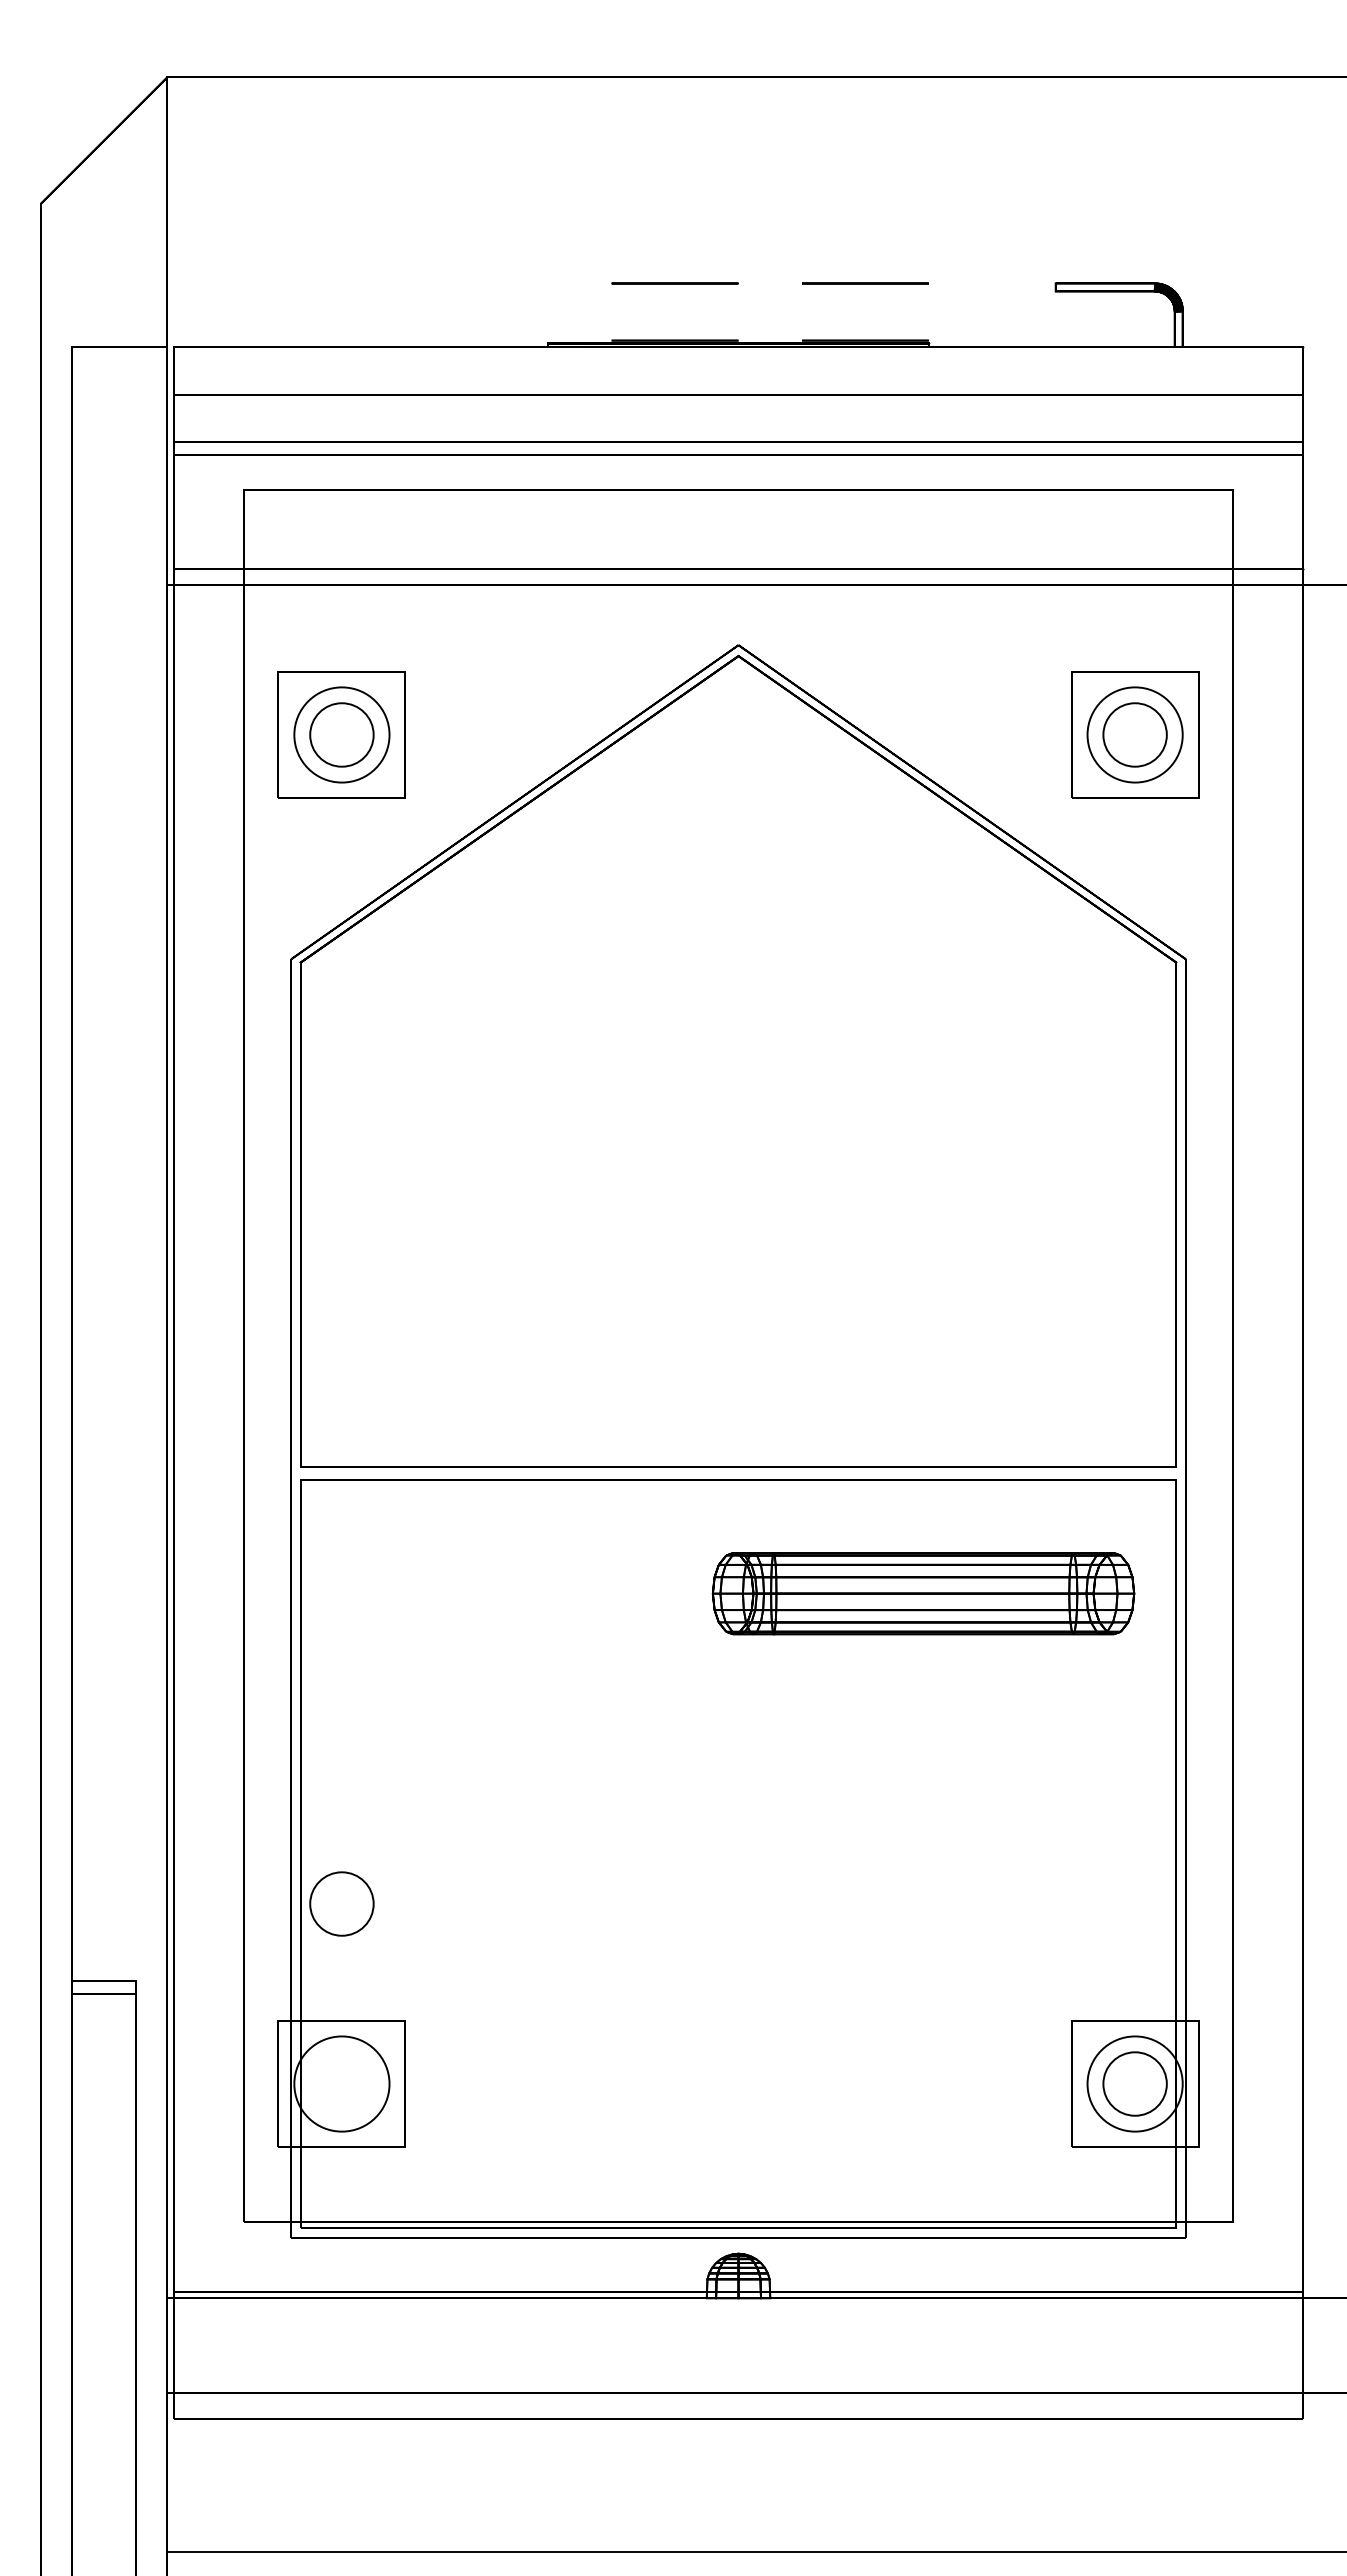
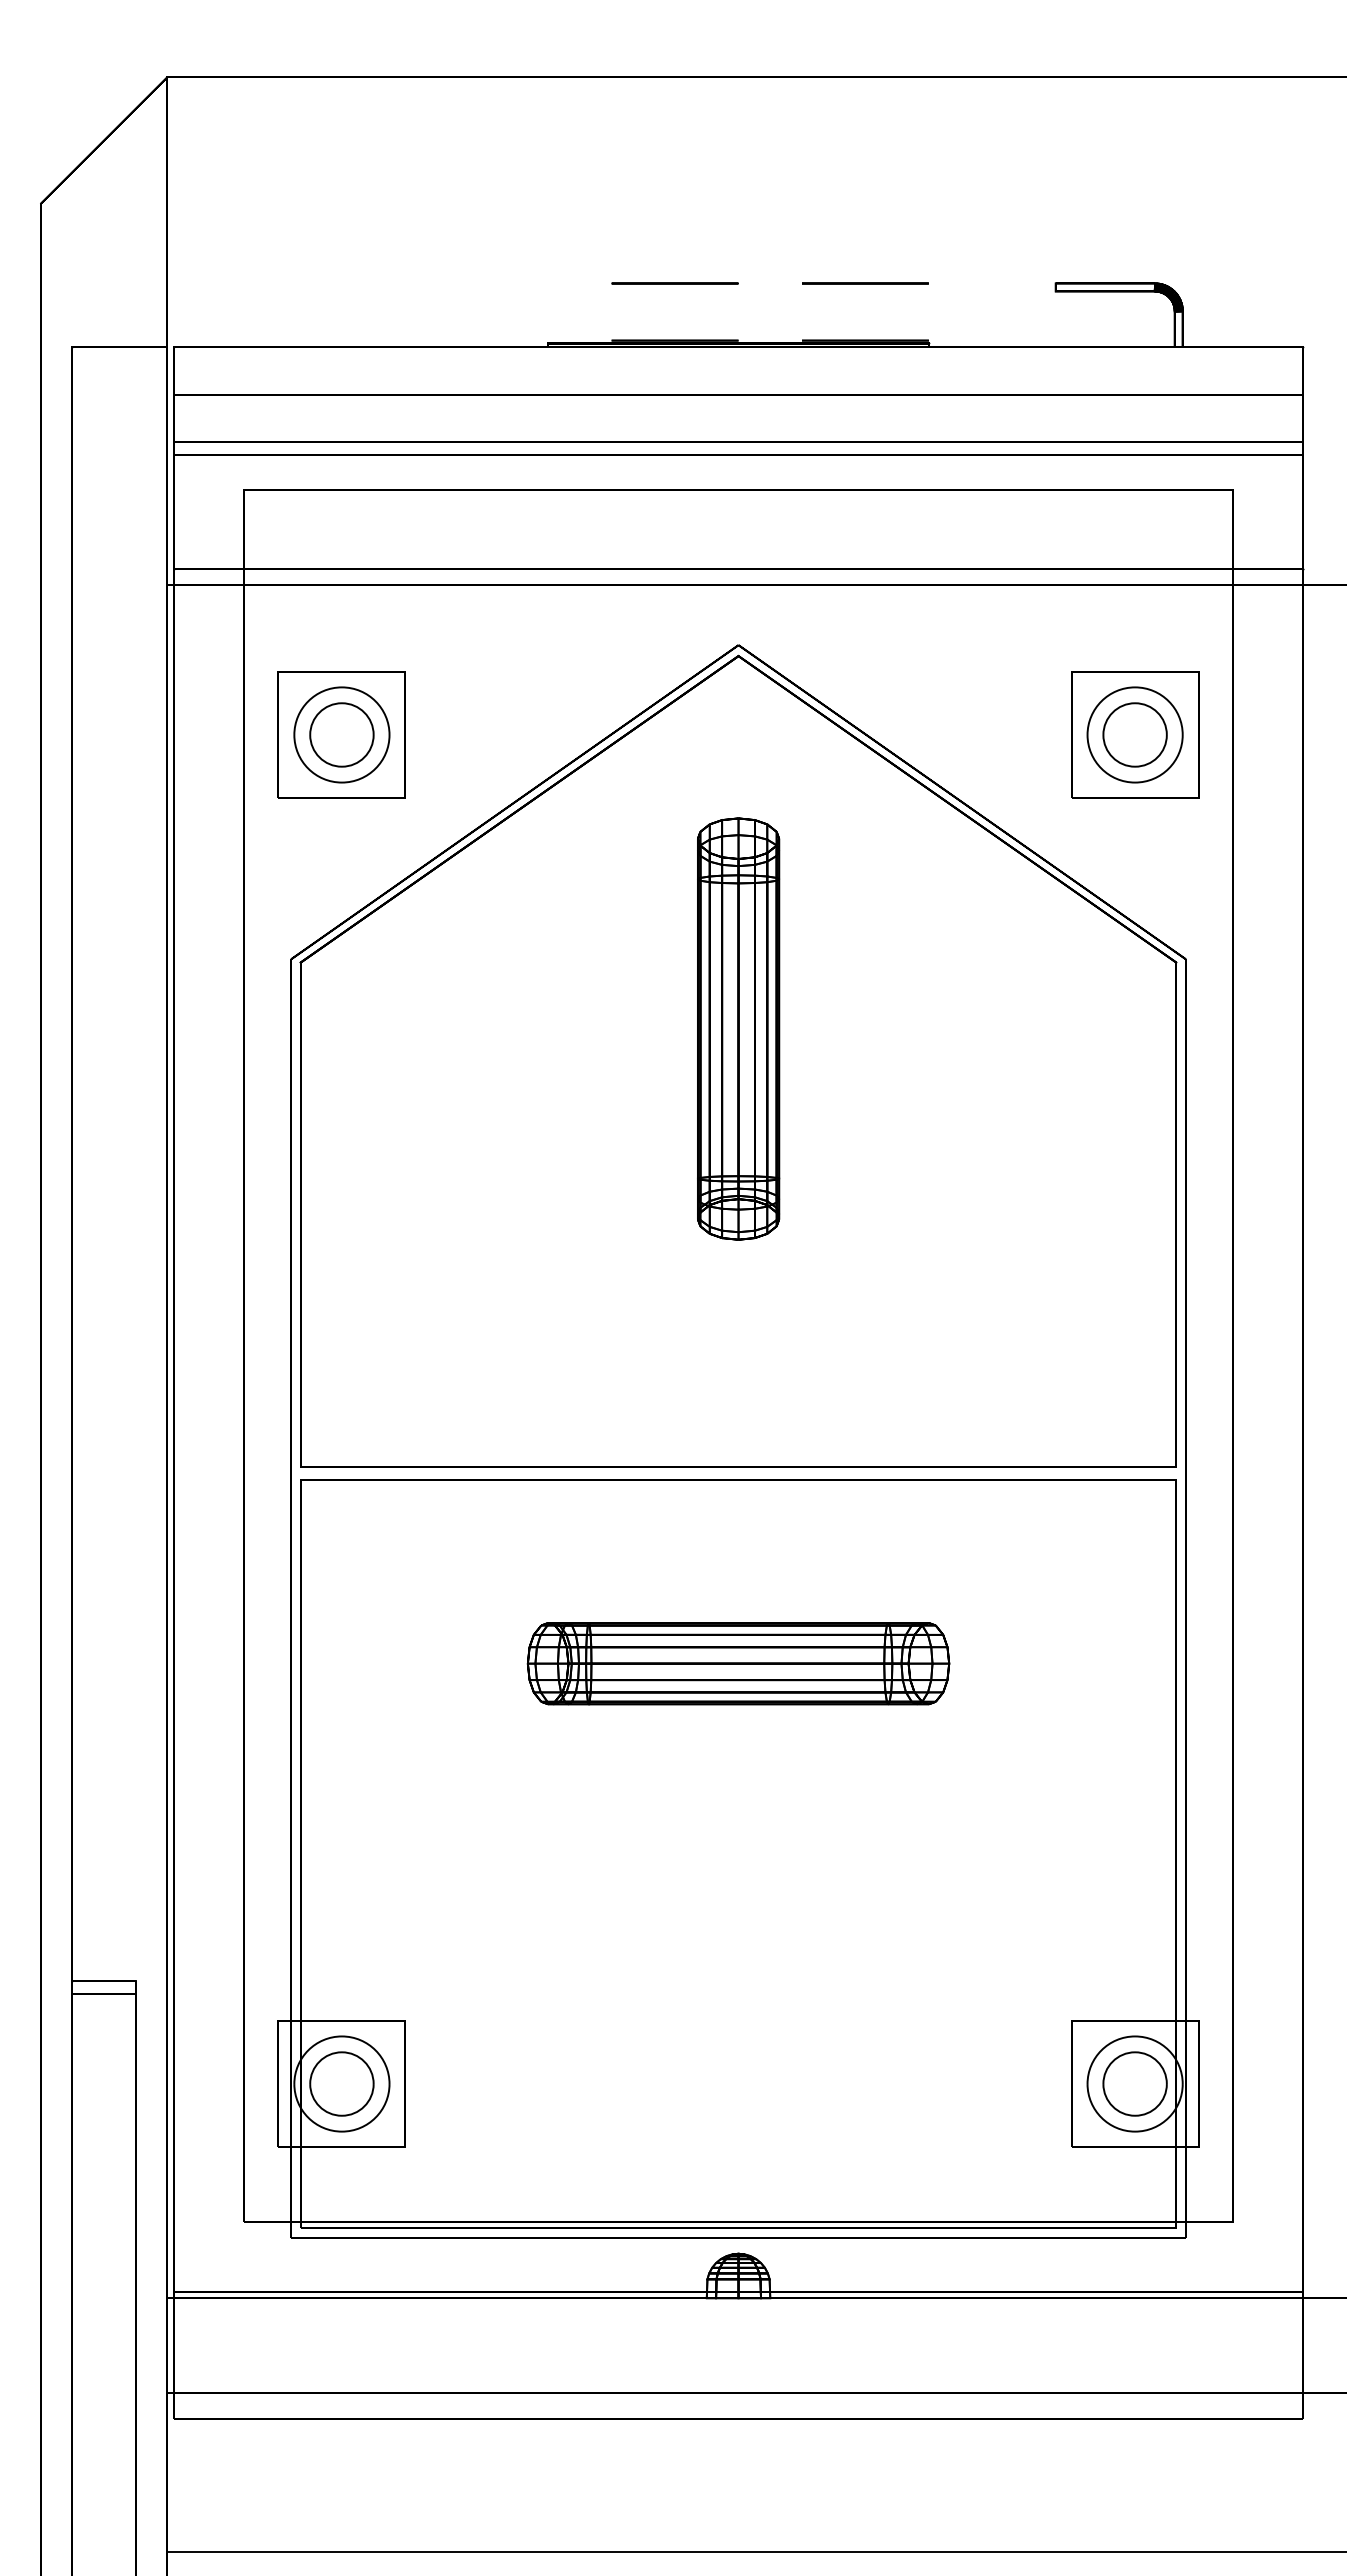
part: none -> present (738, 1028)
part position: (923, 1593) -> (738, 1663) (738, 1663)
part position: (341, 1903) -> (341, 2083) (341, 2083)
